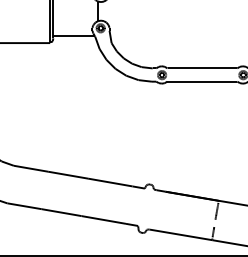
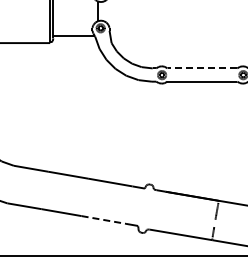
line: solid -> dashed (202, 68)
line: solid -> dashed (103, 219)
